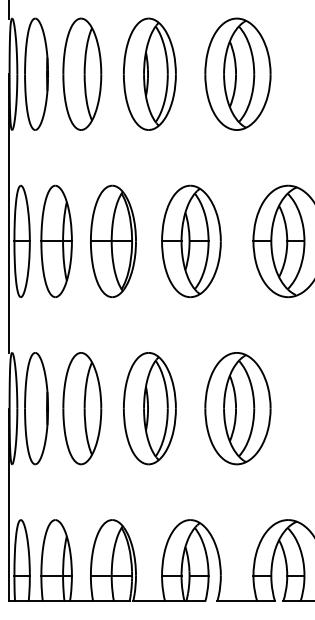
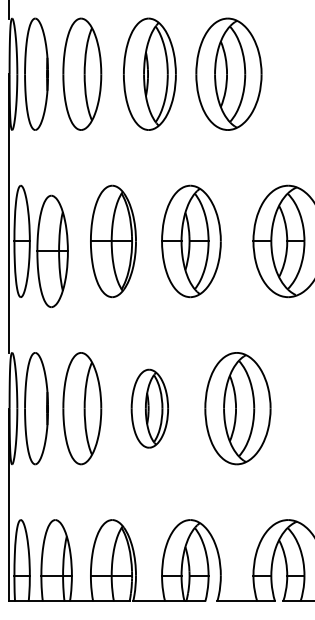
part position: (237, 73) -> (228, 73) (228, 73)
part position: (56, 240) -> (52, 250) (52, 250)
part size: 54x114 px -> 39x81 px (149, 408)
